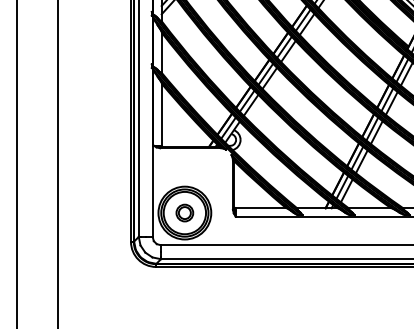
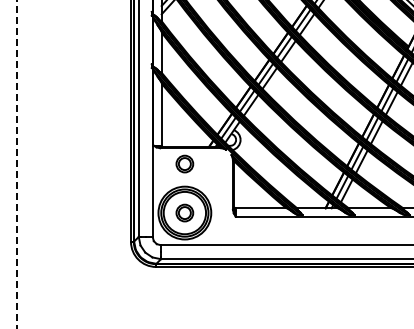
line: present -> none (58, 163)
part: none -> present (184, 163)
line: solid -> dashed (16, 164)
